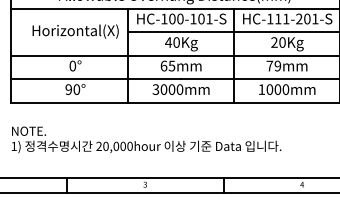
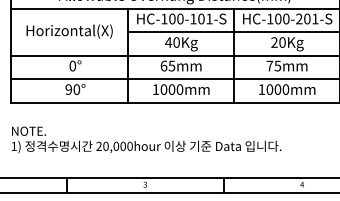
text: HC-111-201-S -> HC-100-201-S (282, 18)
text position: (75, 31) -> (69, 31) (69, 31)
text: 79mm -> 75mm (277, 65)
text: 3000mm -> 1000mm (155, 89)
